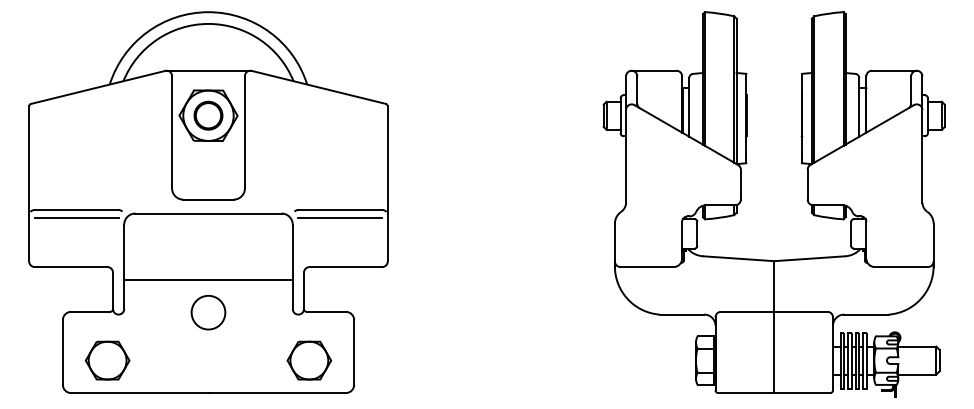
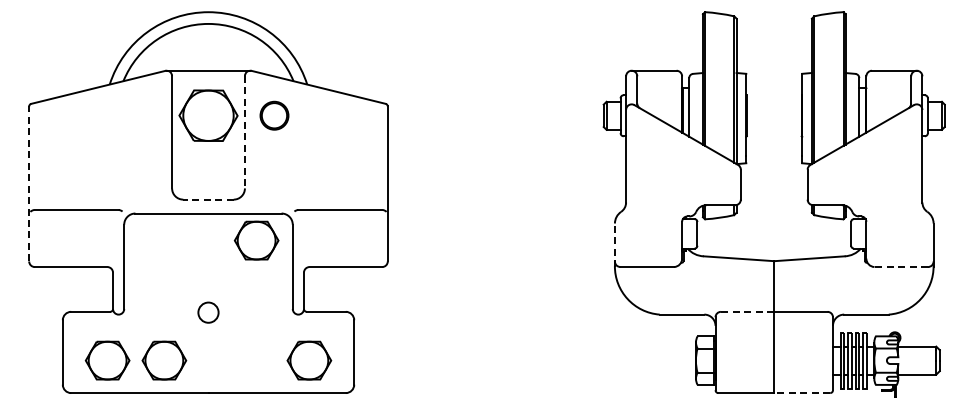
part position: (208, 115) -> (274, 115) (274, 115)
line: solid -> dashed (244, 132)
line: solid -> dashed (29, 183)
line: solid -> dashed (208, 199)
line: present -> none (76, 217)
line: present -> none (340, 217)
part: none -> present (256, 240)
line: solid -> dashed (614, 245)
line: solid -> dashed (901, 267)
line: present -> none (208, 279)
line: solid -> dashed (747, 311)
circle diameter: 34 px -> 20 px (208, 312)
part: none -> present (164, 360)
line: solid -> dashed (802, 393)
